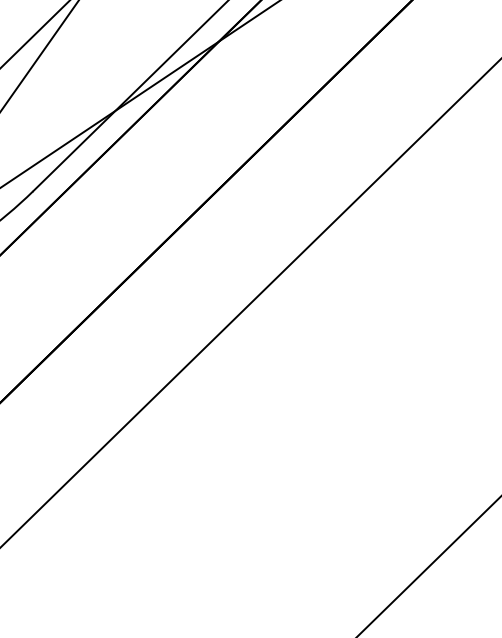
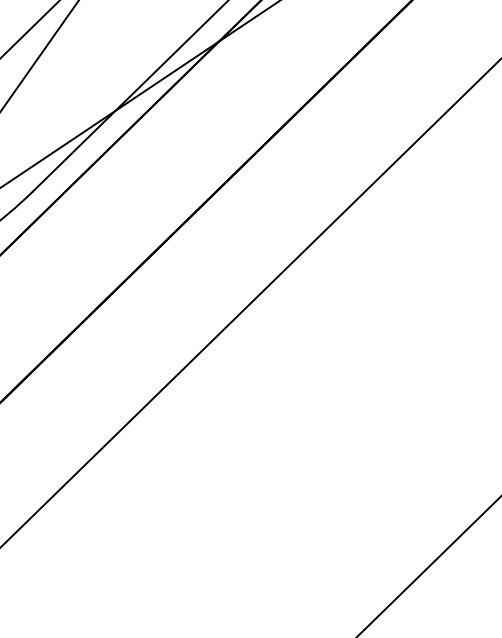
line position: (35, 34) -> (29, 29) (29, 29)
